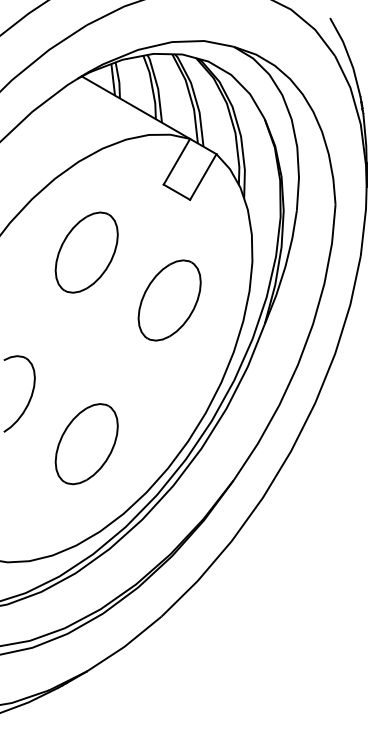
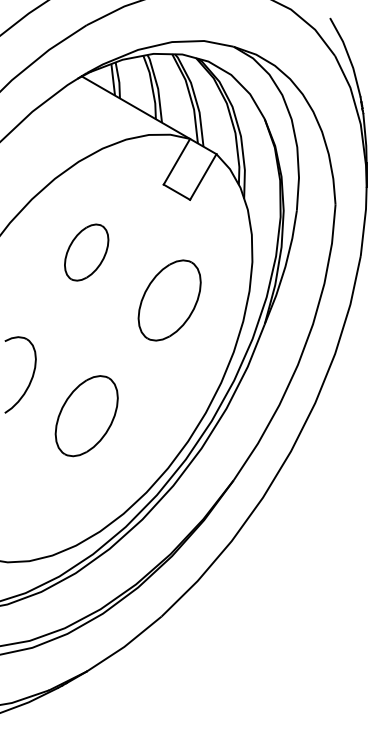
part size: 65x83 px -> 46x59 px (86, 252)
part position: (29, 398) -> (30, 379) (30, 379)
part position: (86, 444) -> (86, 416) (86, 416)
